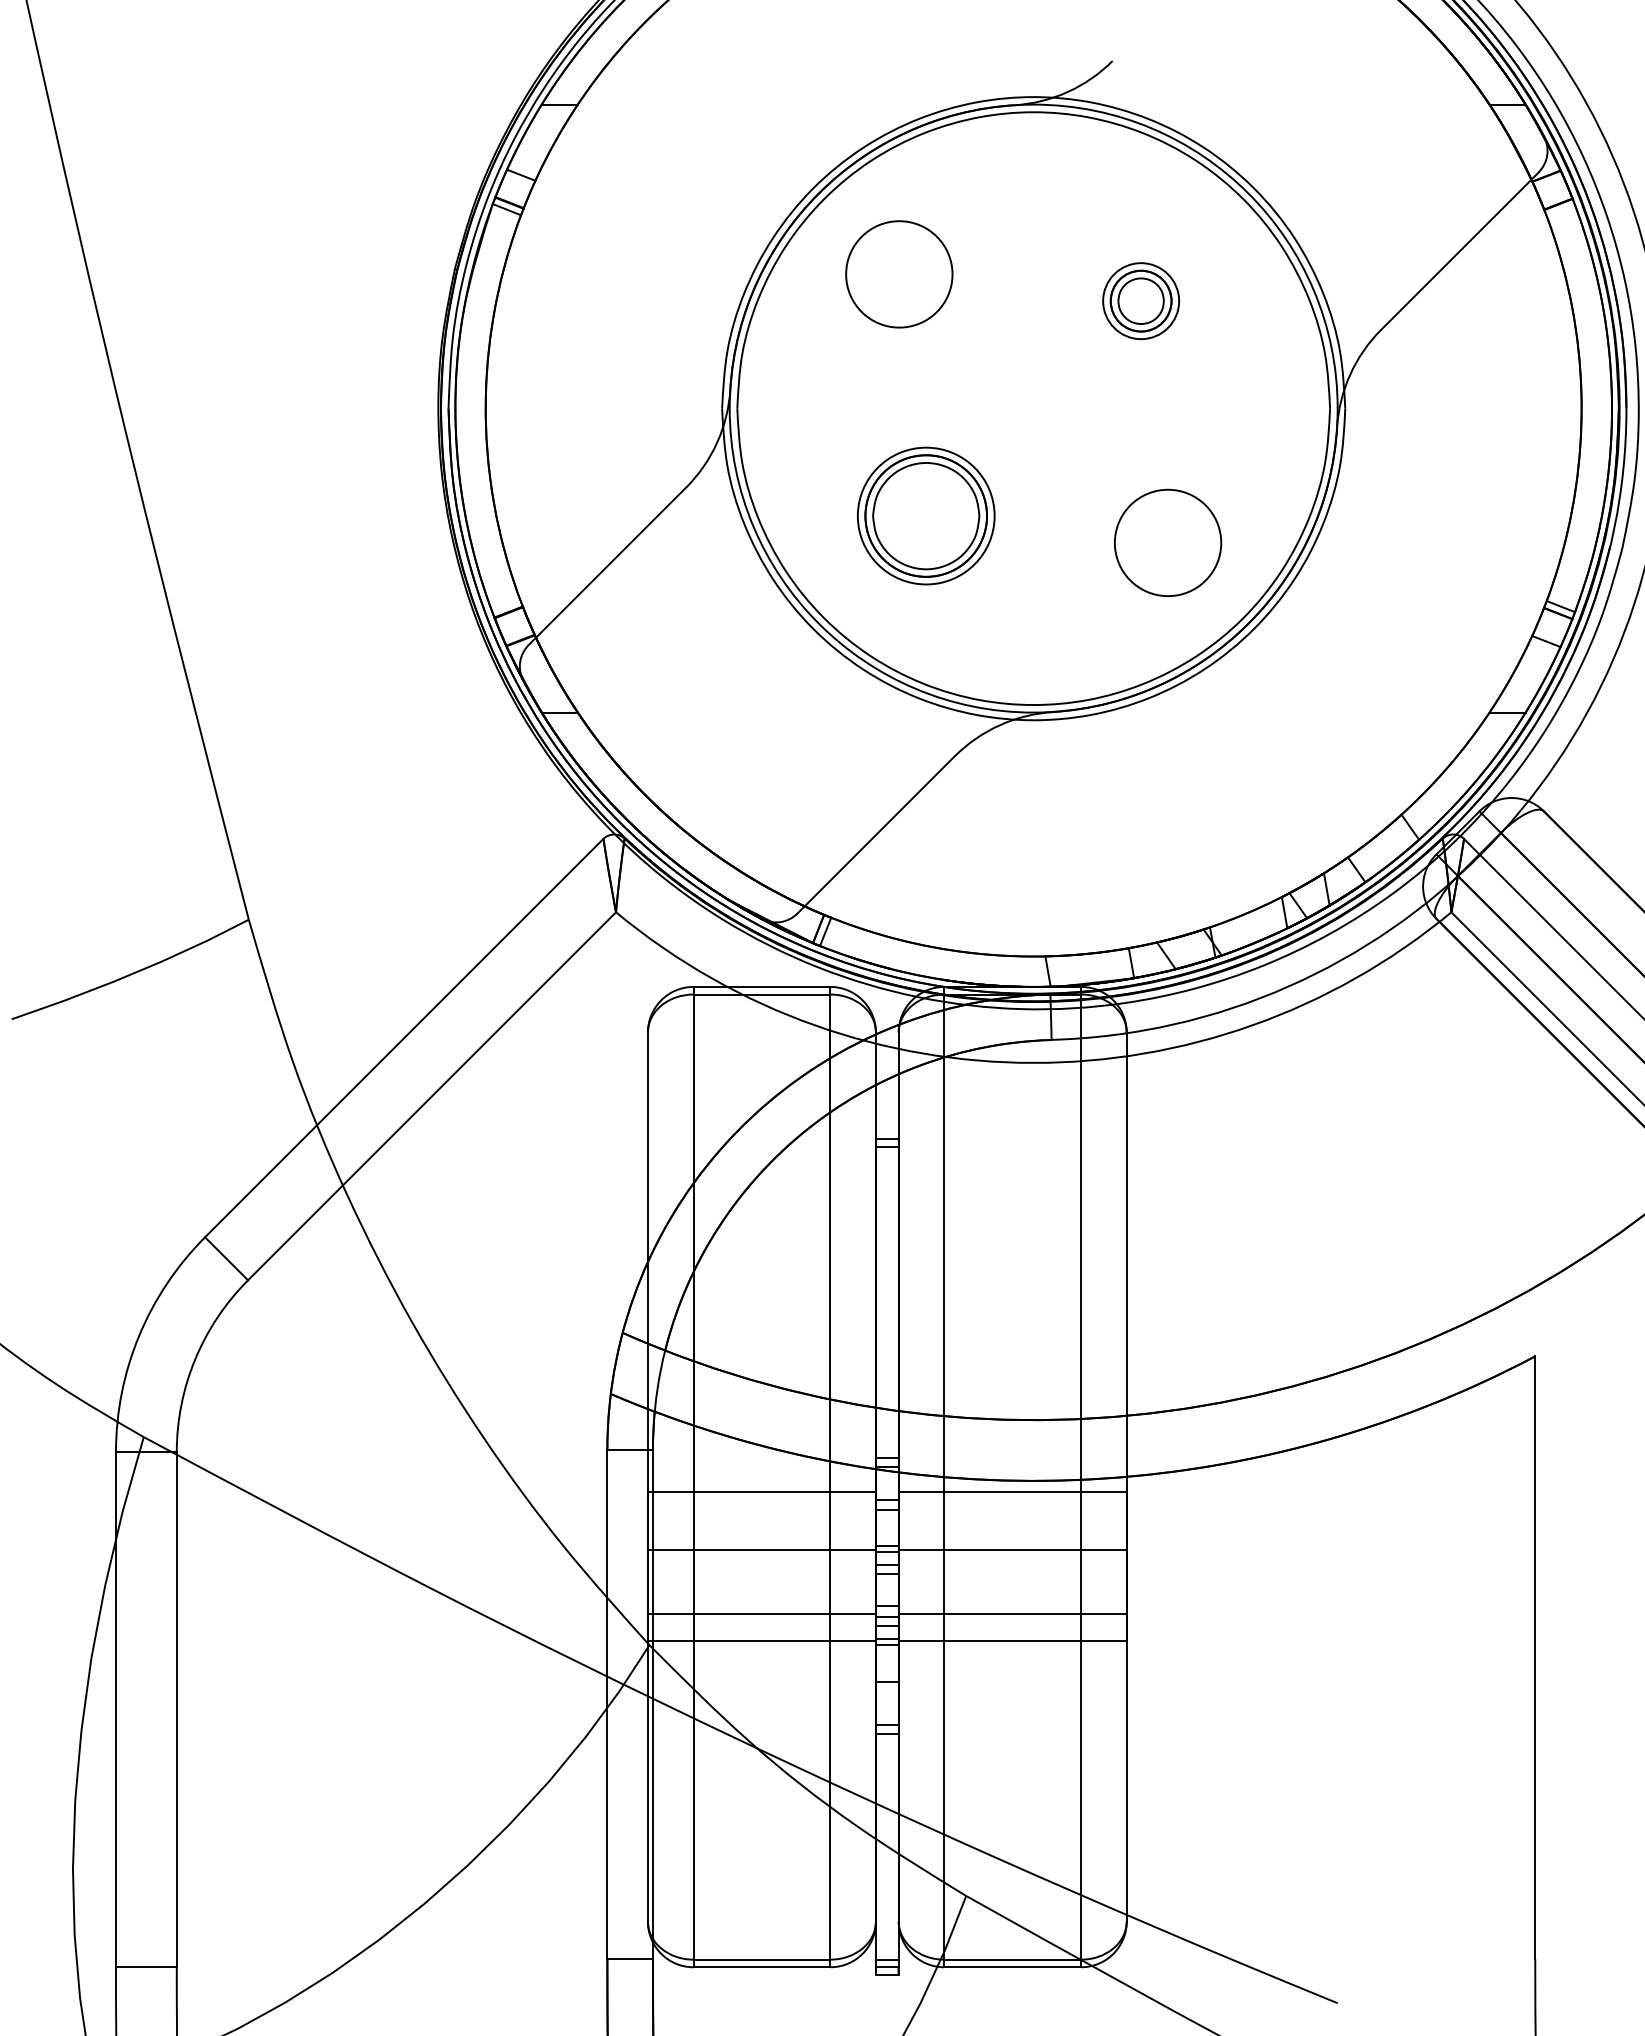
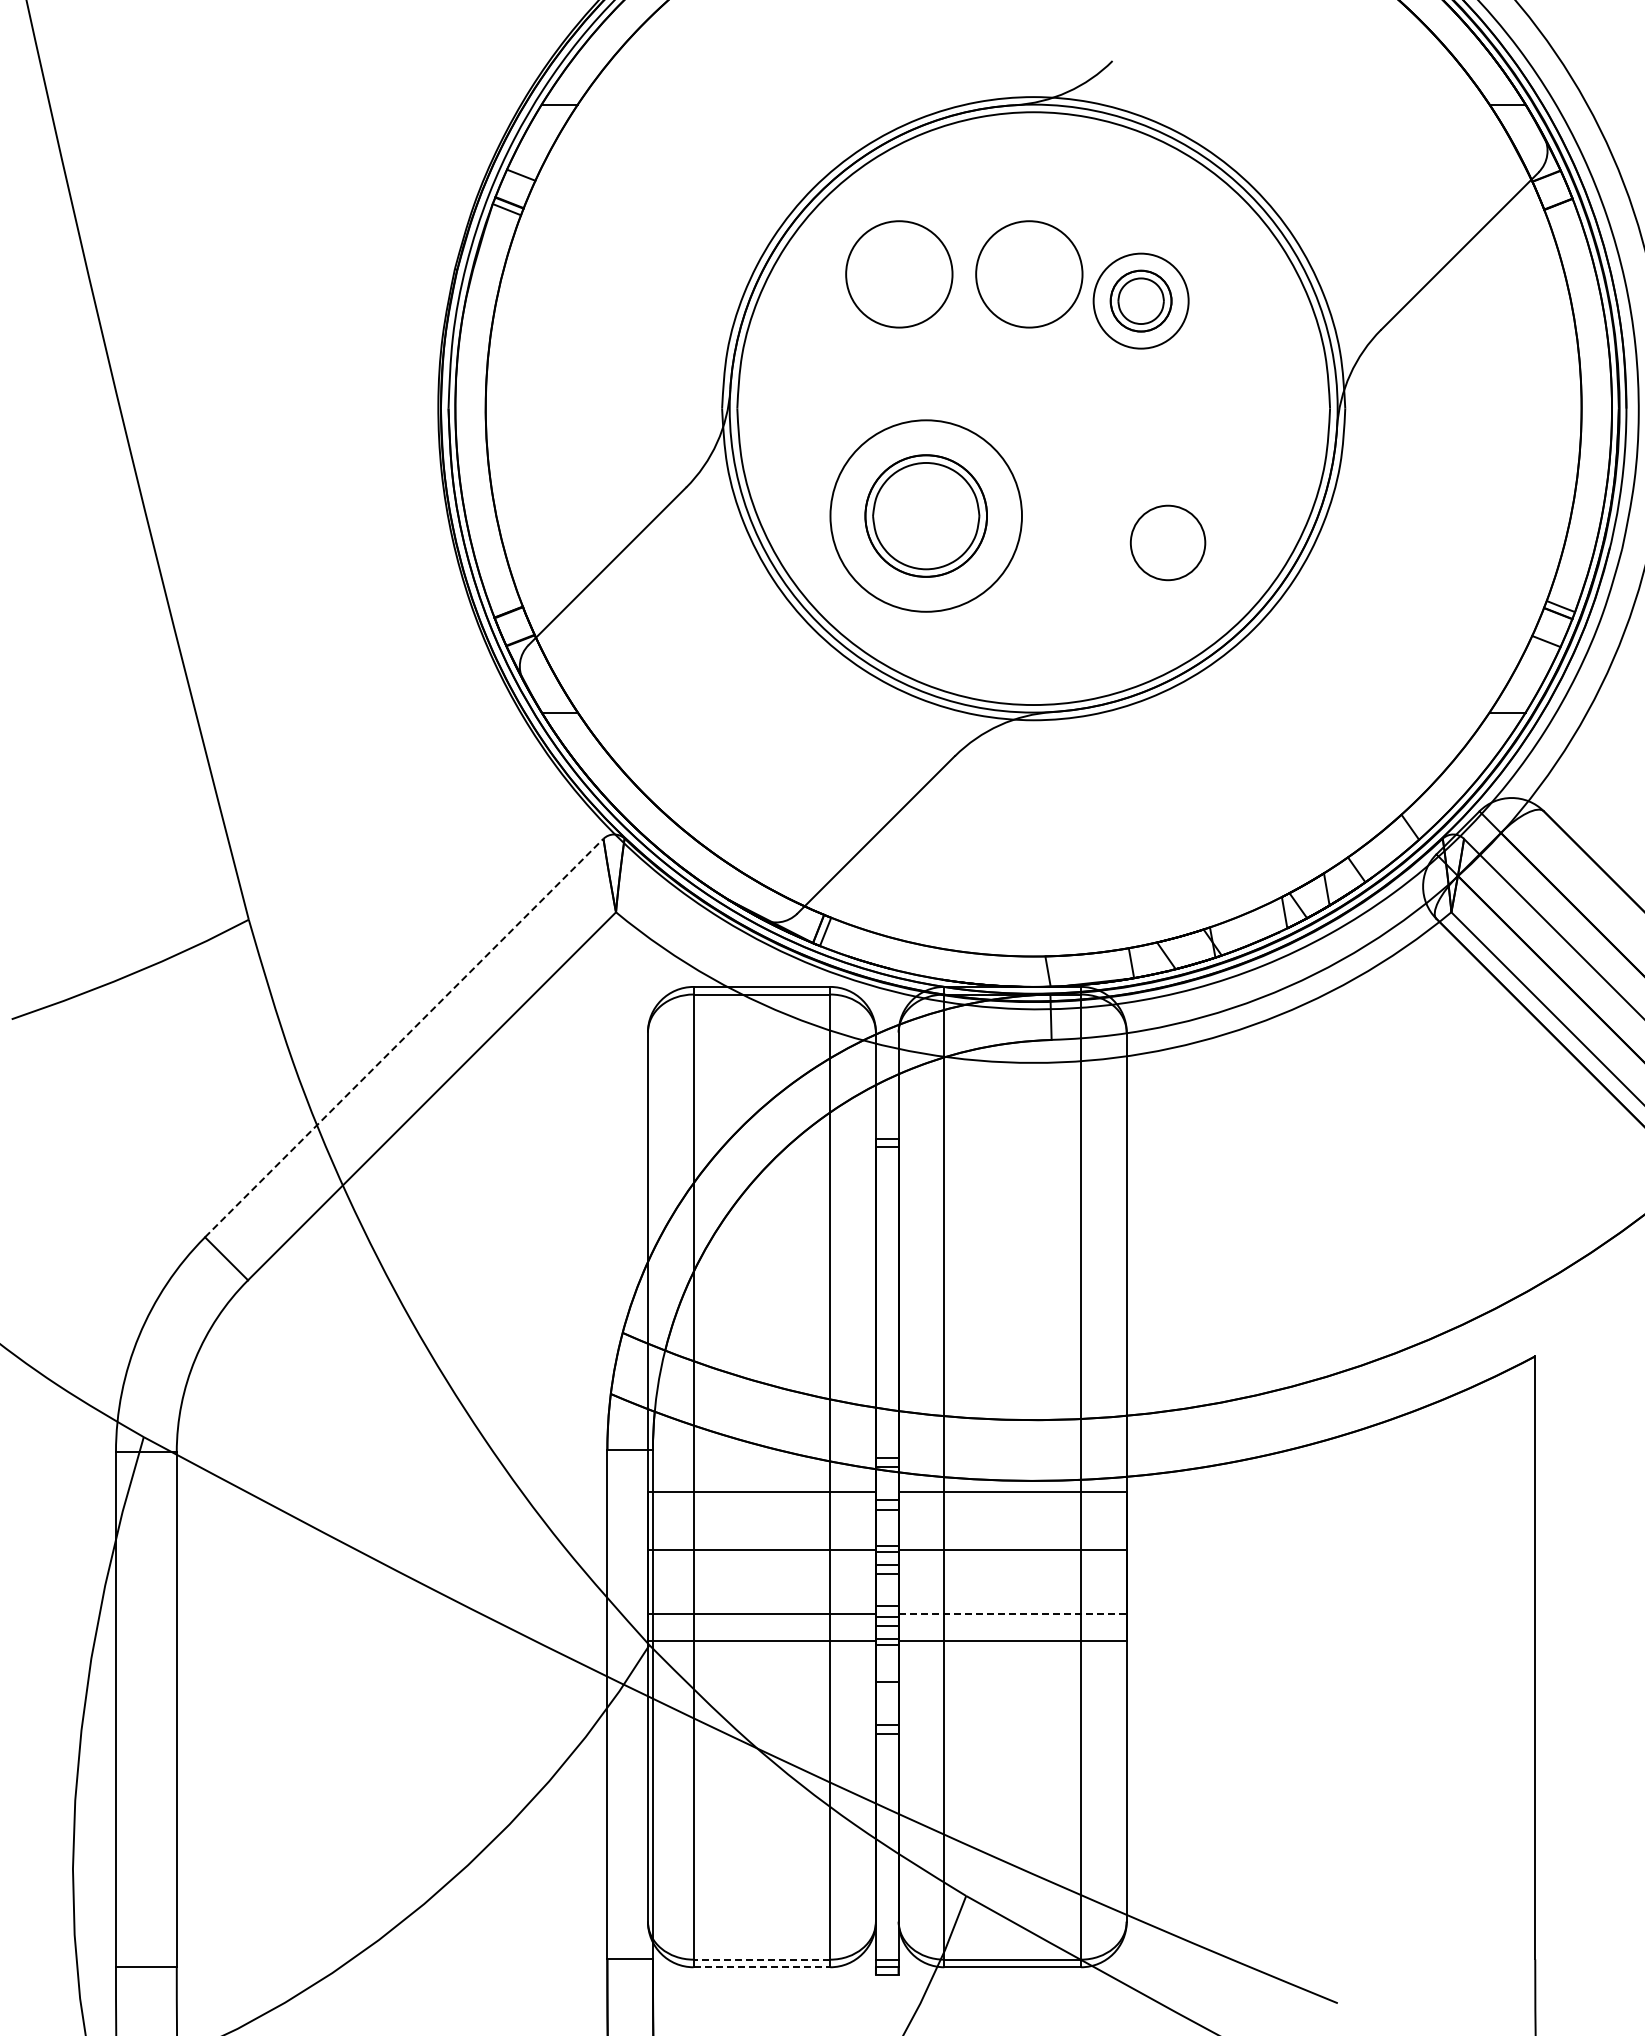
circle: none -> present (1029, 274)
circle diameter: 76 px -> 95 px (1140, 300)
circle diameter: 137 px -> 192 px (925, 515)
circle diameter: 106 px -> 74 px (1167, 542)
line: solid -> dashed (404, 1038)
line: solid -> dashed (1012, 1613)
line: solid -> dashed (761, 1959)
line: solid -> dashed (762, 1967)
